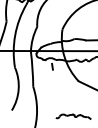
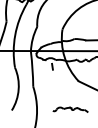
part position: (73, 116) -> (70, 109) (70, 109)
